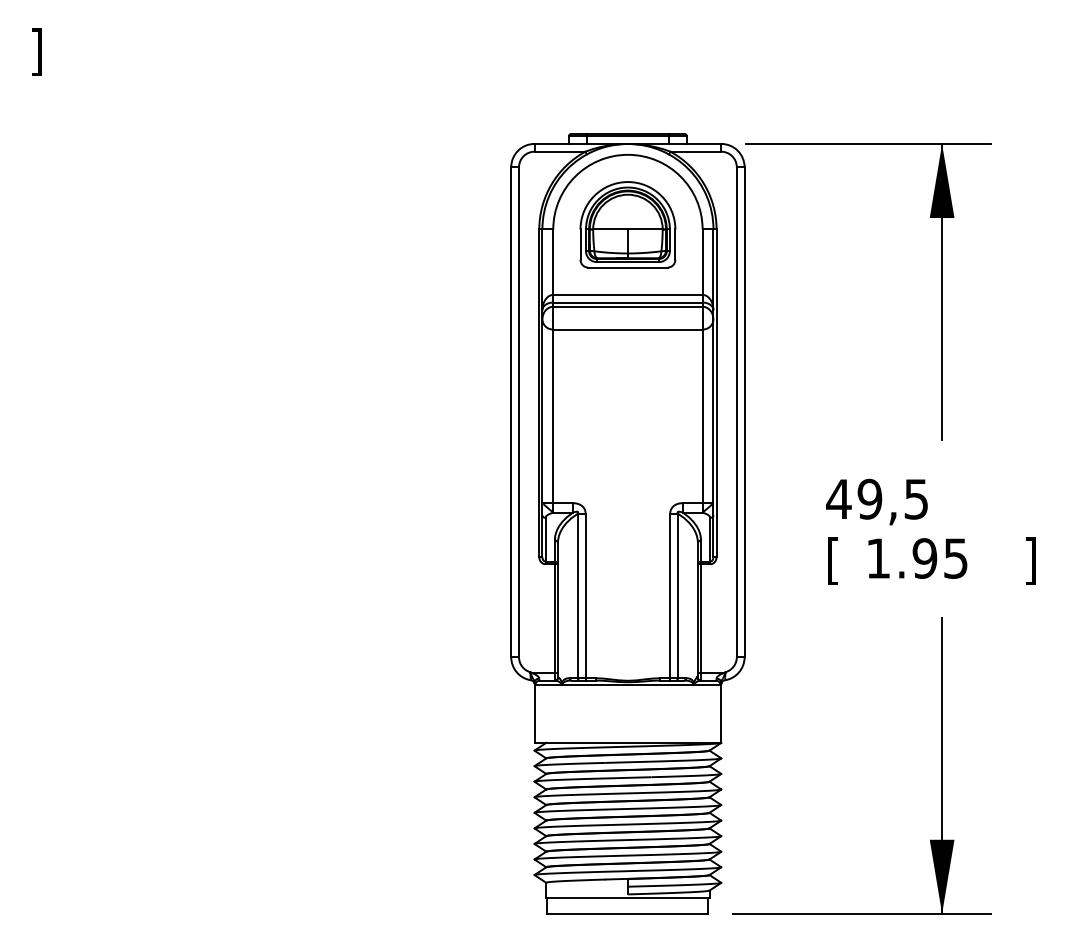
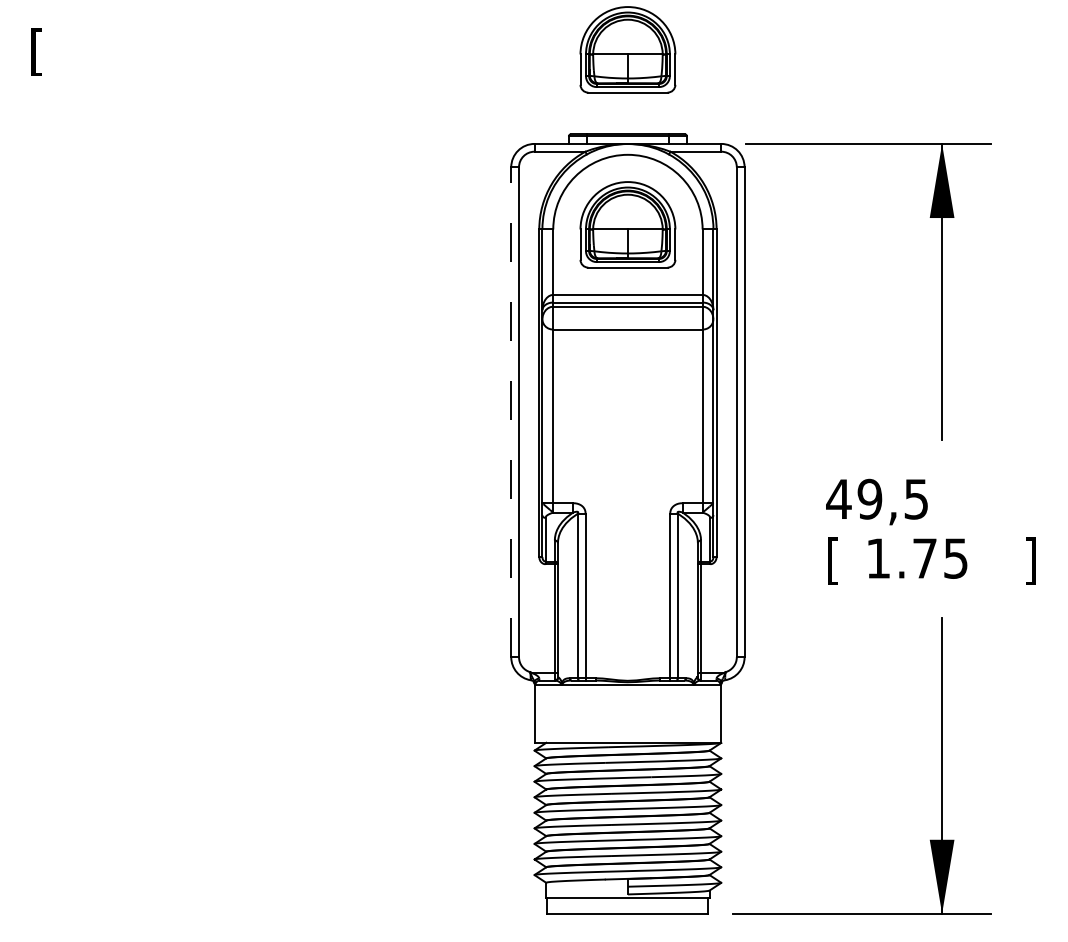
part: none -> present (627, 49)
text: ] -> [ (36, 51)
line: solid -> dashed (511, 412)
text: 1.95 -> 1.75 (924, 558)
